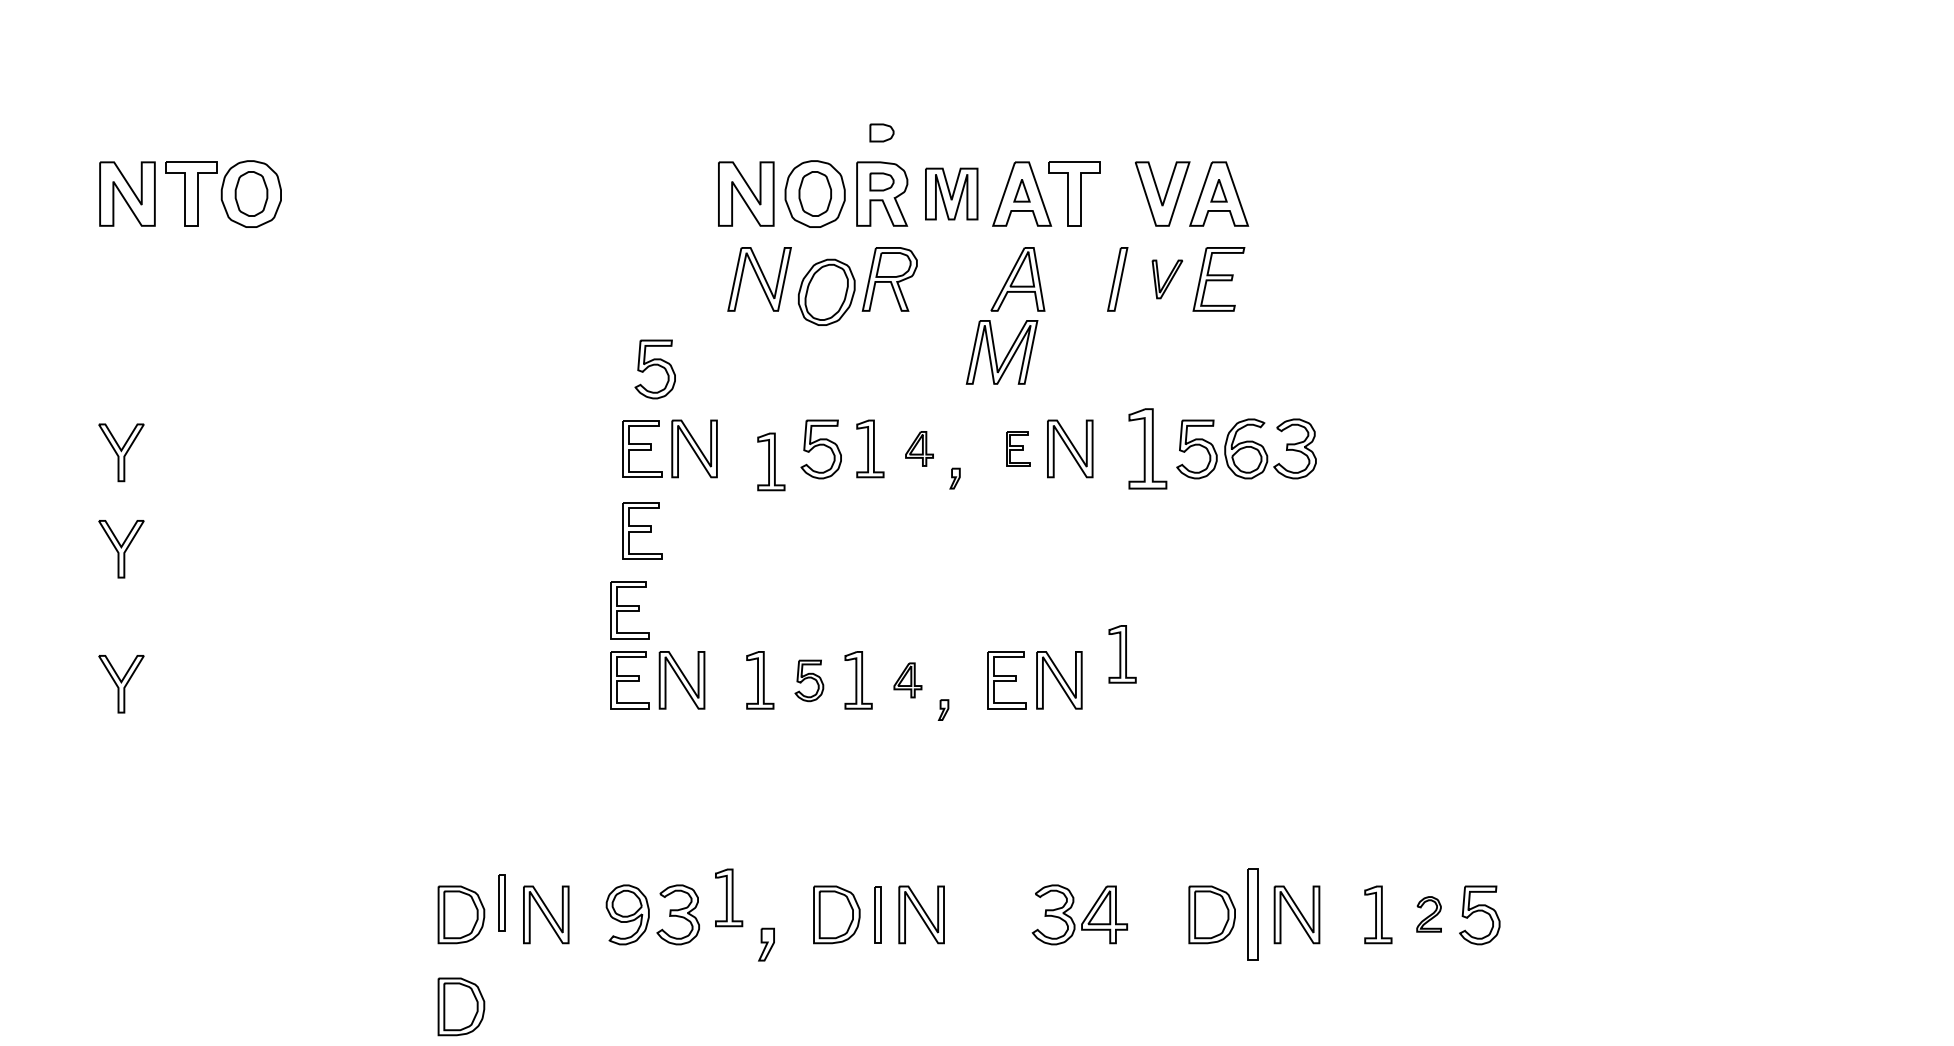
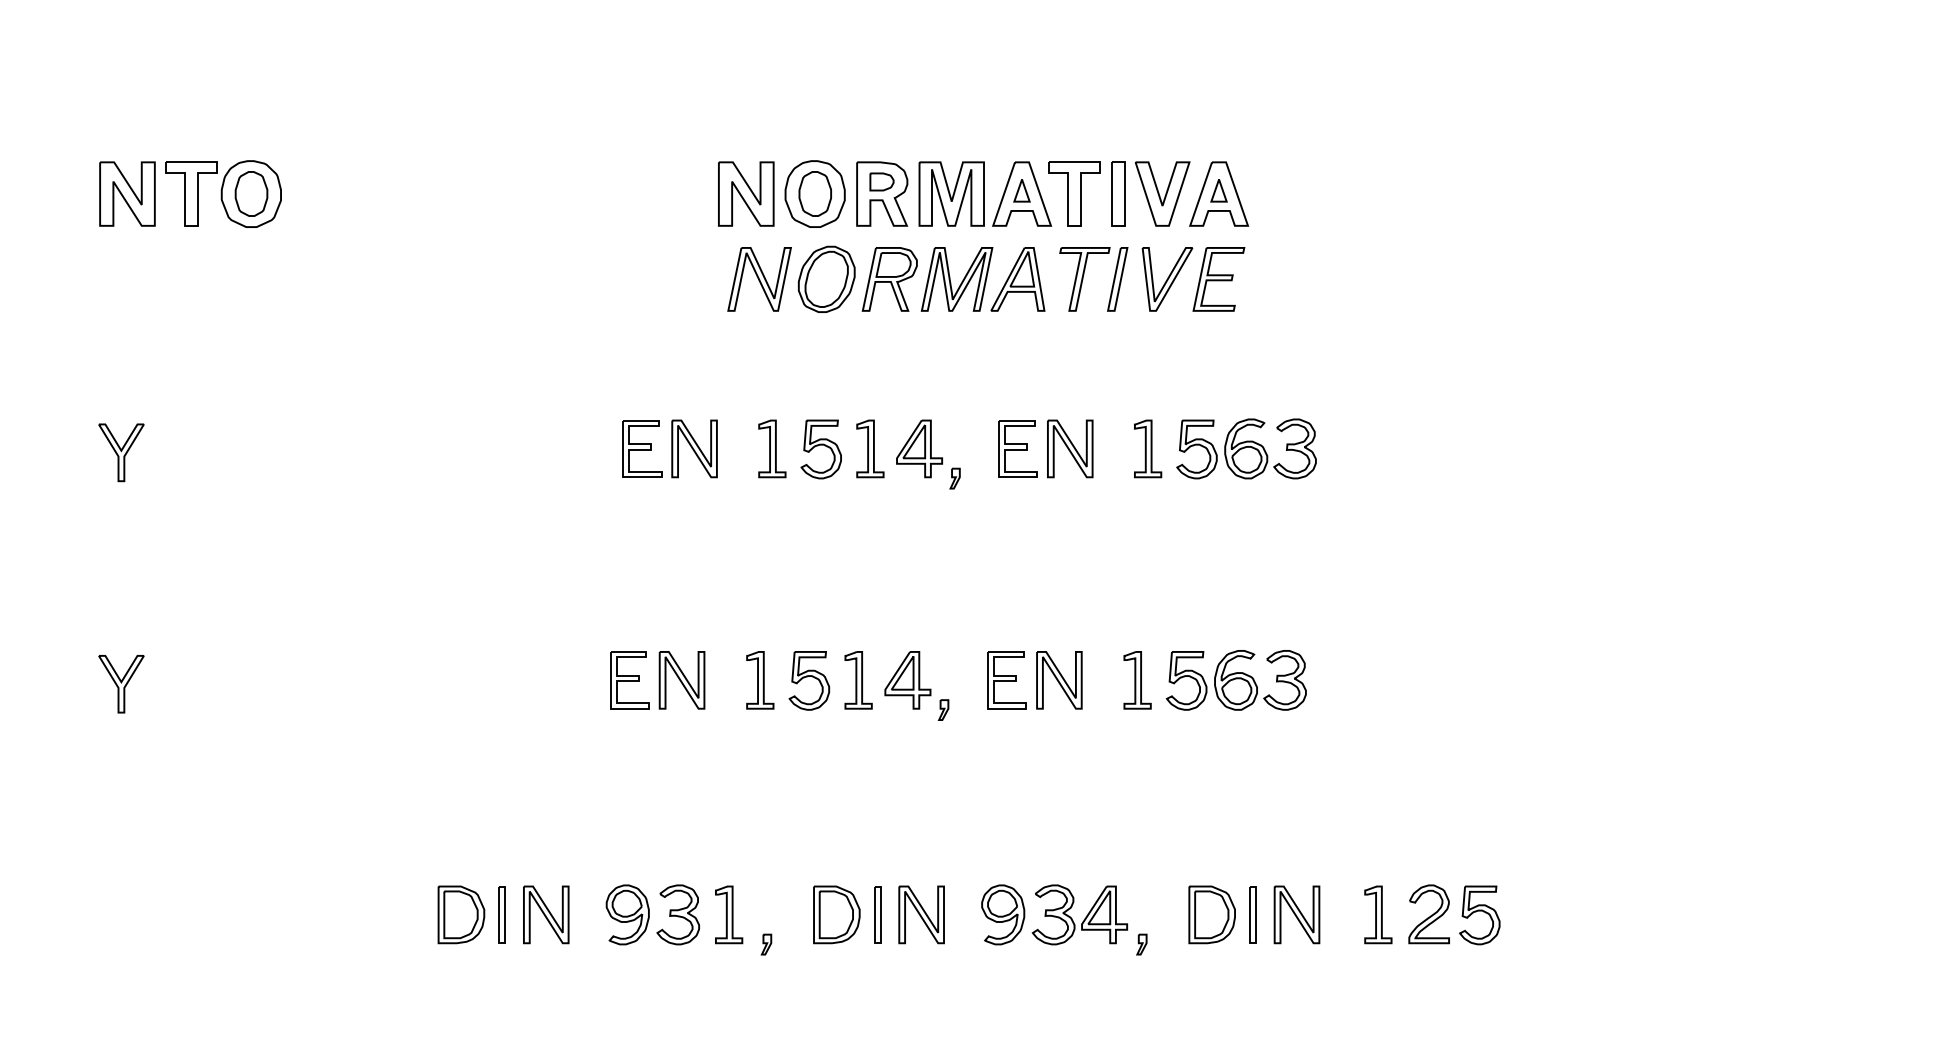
part: present -> none (881, 132)
part size: 54x54 px -> 67x66 px (951, 193)
part: none -> present (1118, 193)
part: none -> present (1084, 279)
part size: 33x41 px -> 53x65 px (1167, 279)
part position: (826, 291) -> (826, 278) (826, 278)
part position: (1001, 352) -> (956, 279) (956, 279)
part: present -> none (654, 369)
part size: 29x36 px -> 47x60 px (919, 448)
part size: 25x36 px -> 40x58 px (1017, 448)
part size: 40x82 px -> 29x60 px (1148, 448)
part position: (771, 461) -> (772, 448) (772, 448)
part: present -> none (642, 530)
part: present -> none (121, 549)
part: present -> none (629, 610)
part position: (1122, 654) -> (1137, 680) (1137, 680)
part size: 31x44 px -> 43x60 px (809, 680)
part size: 30x37 px -> 48x59 px (907, 680)
part: none -> present (1235, 680)
part position: (729, 897) -> (729, 914) (729, 914)
part position: (501, 902) -> (501, 914) (501, 914)
part: none -> present (1003, 914)
part size: 12x93 px -> 8x58 px (1252, 914)
part size: 26x37 px -> 42x61 px (1428, 914)
part size: 17x35 px -> 13x23 px (766, 944)
part: none -> present (1141, 944)
part: present -> none (461, 1006)
